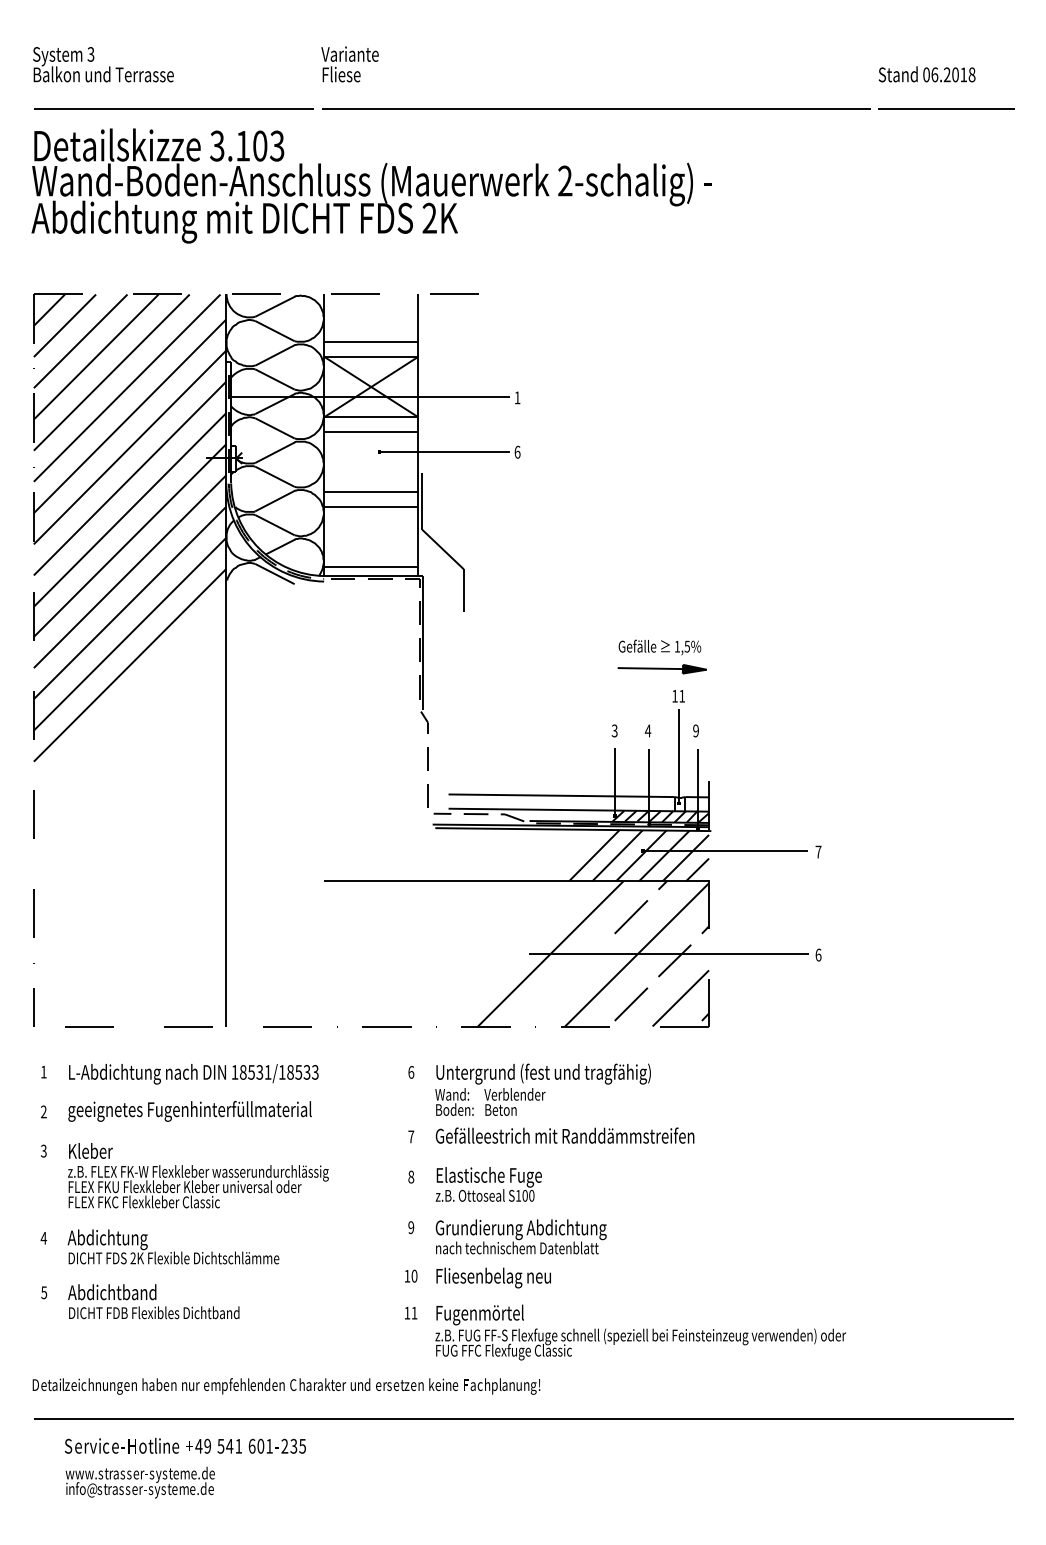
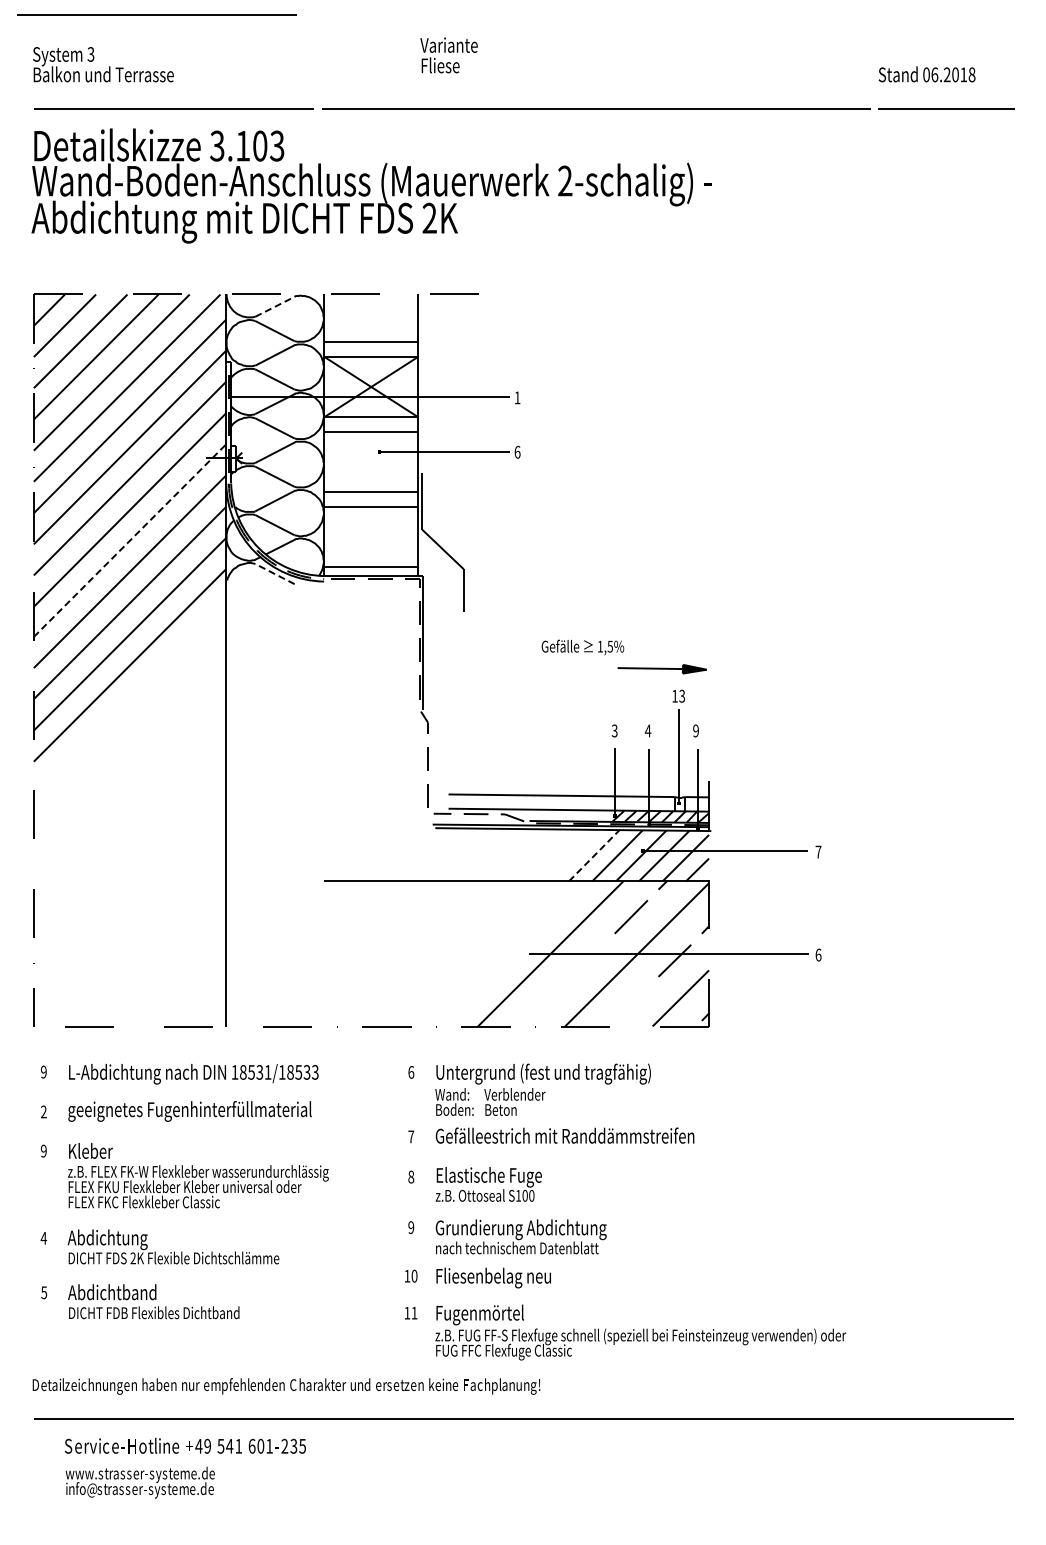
line: none -> present (156, 14)
text position: (349, 64) -> (448, 55) (448, 55)
line: solid -> dashed (275, 306)
line: solid -> dashed (130, 540)
line: solid -> dashed (274, 573)
text position: (659, 647) -> (582, 647) (582, 647)
text: 11 -> 13 (682, 695)
line: solid -> dashed (594, 855)
line: present -> none (631, 1004)
text: 1 -> 9 (43, 1071)
text: 3 -> 9 (43, 1151)
